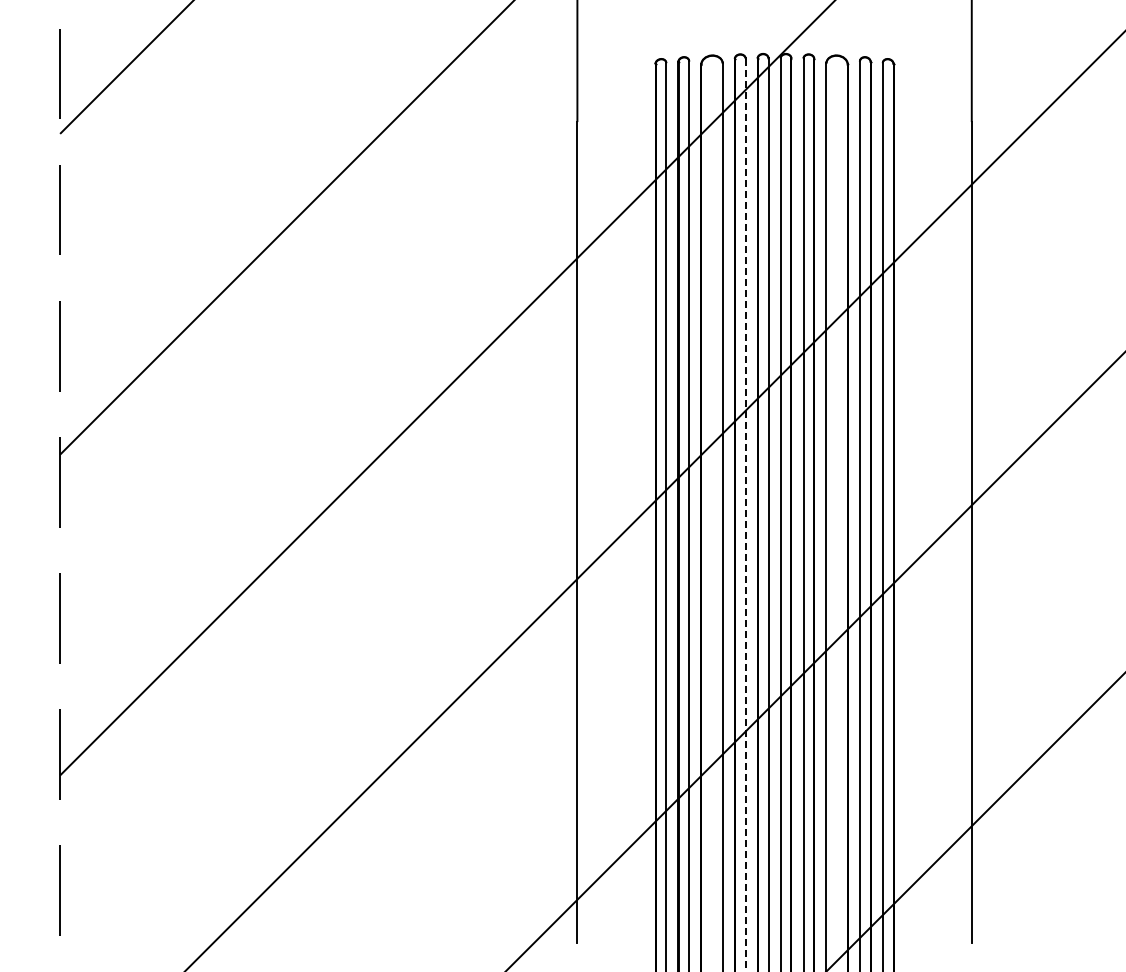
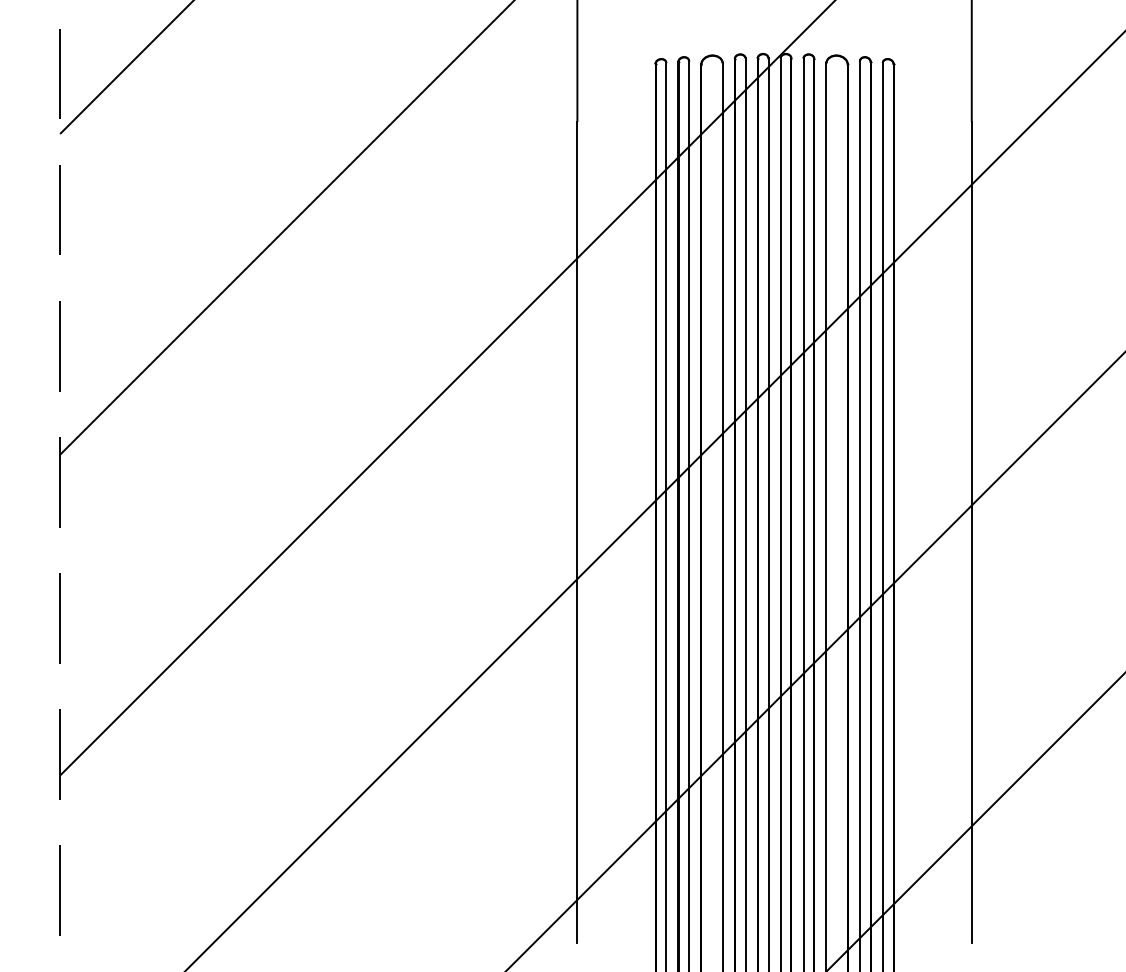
line: dashed -> solid (745, 515)
